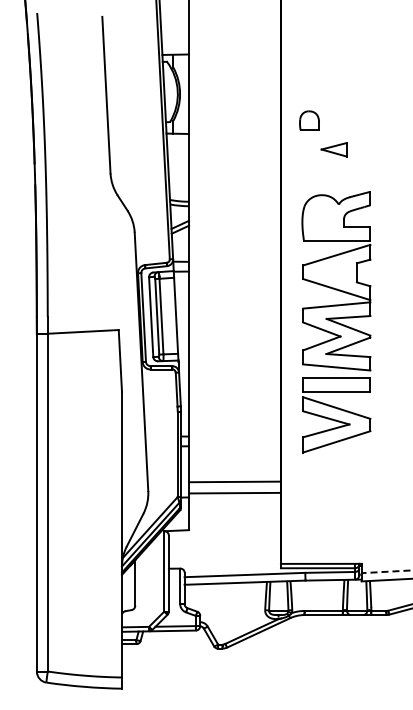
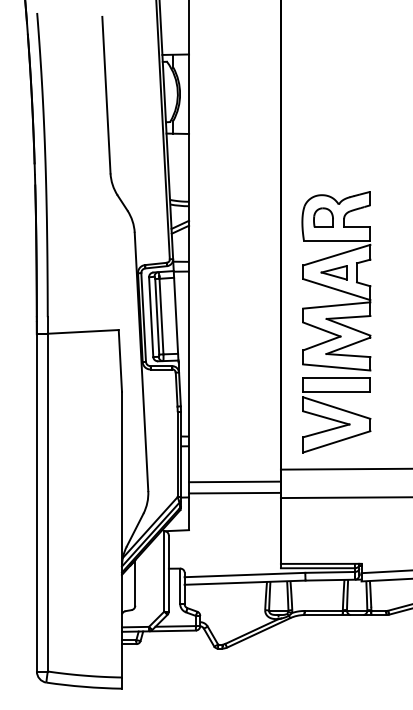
part position: (309, 120) -> (323, 217) (323, 217)
part position: (333, 149) -> (333, 272) (333, 272)
line: none -> present (344, 468)
line: none -> present (344, 497)
line: dashed -> solid (386, 571)
